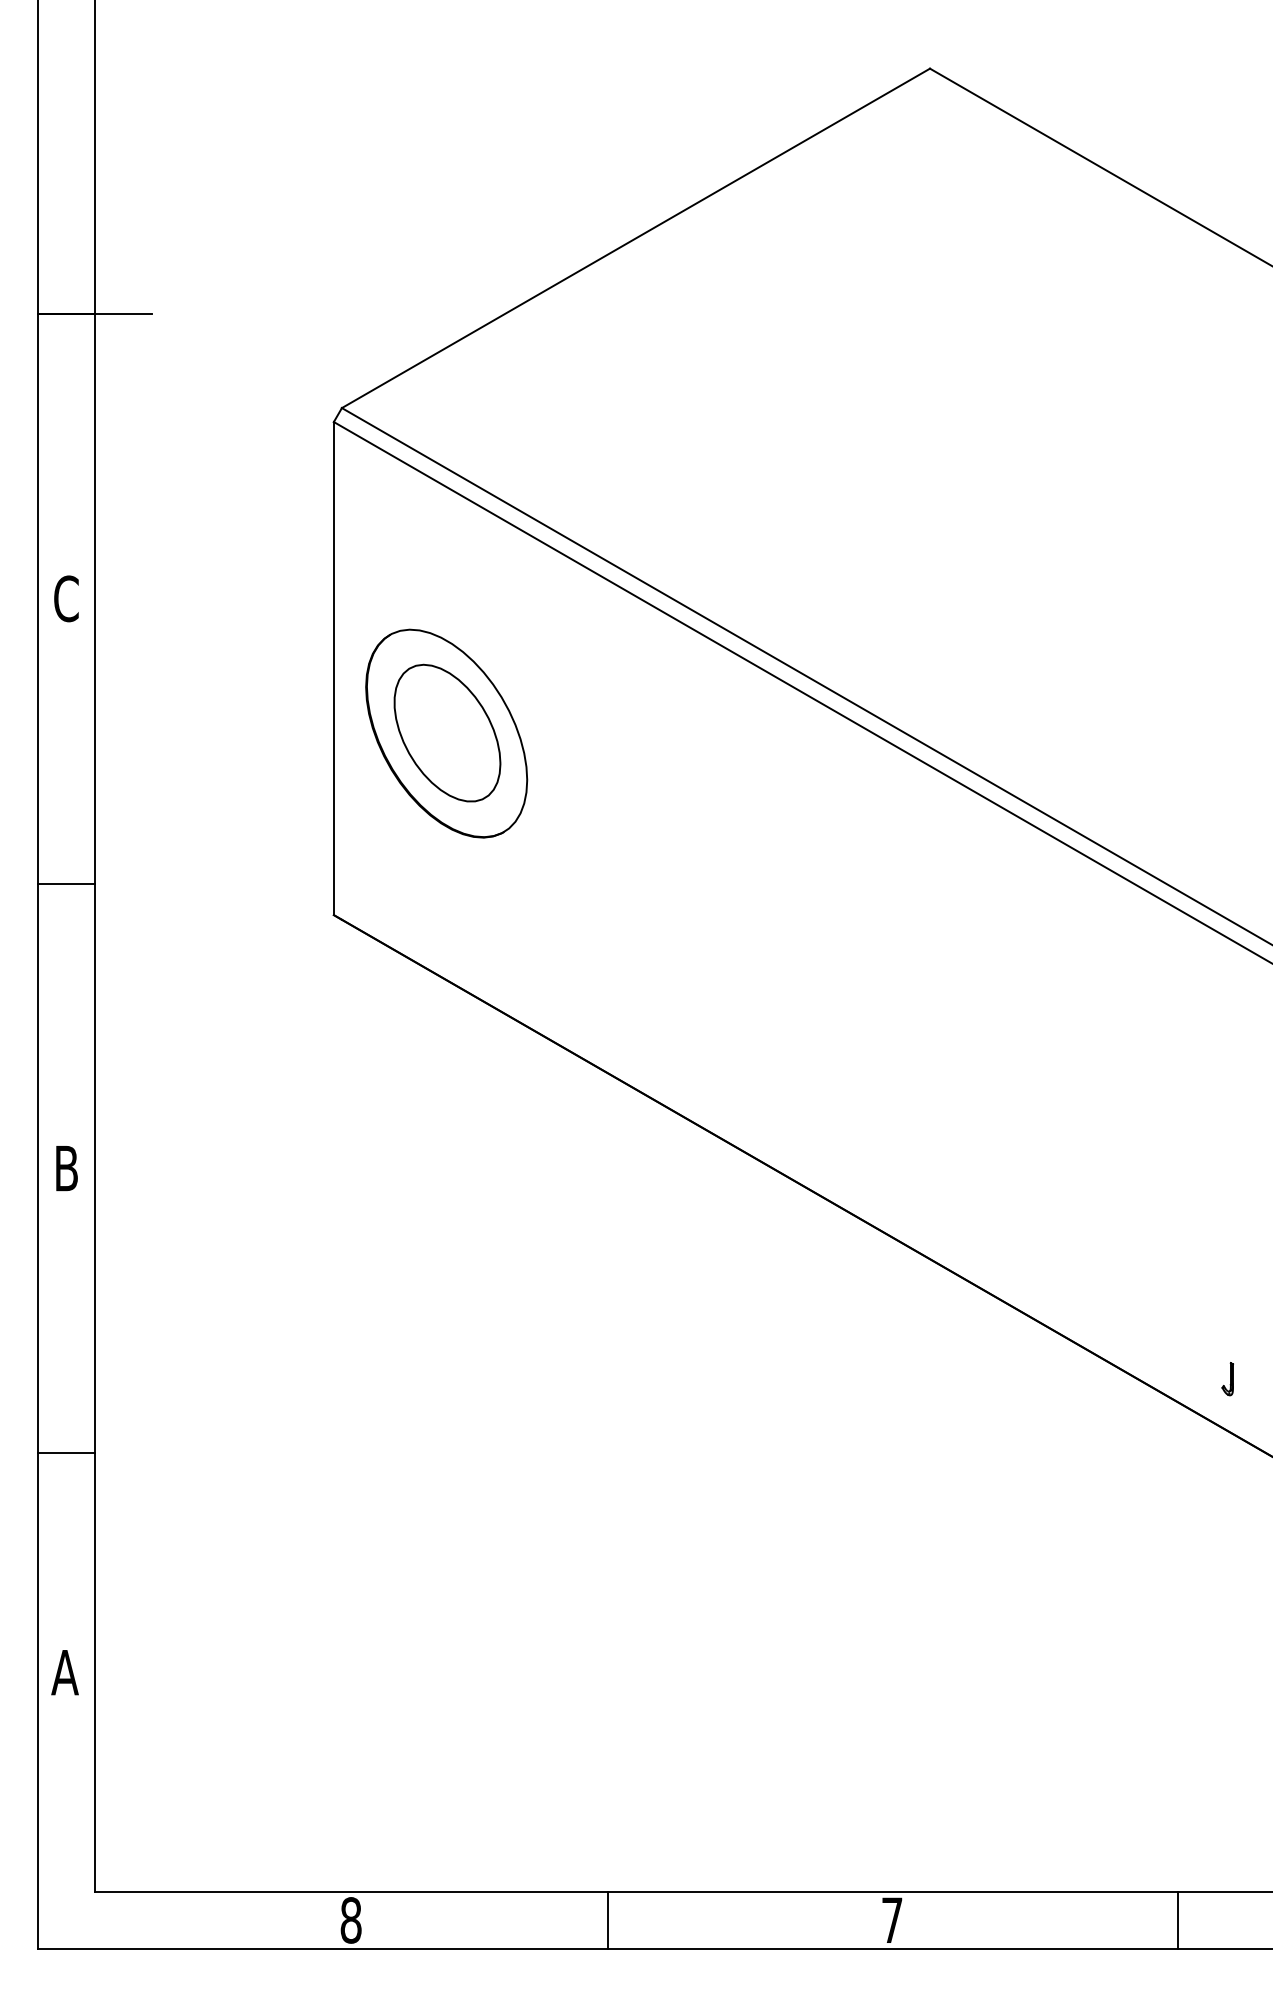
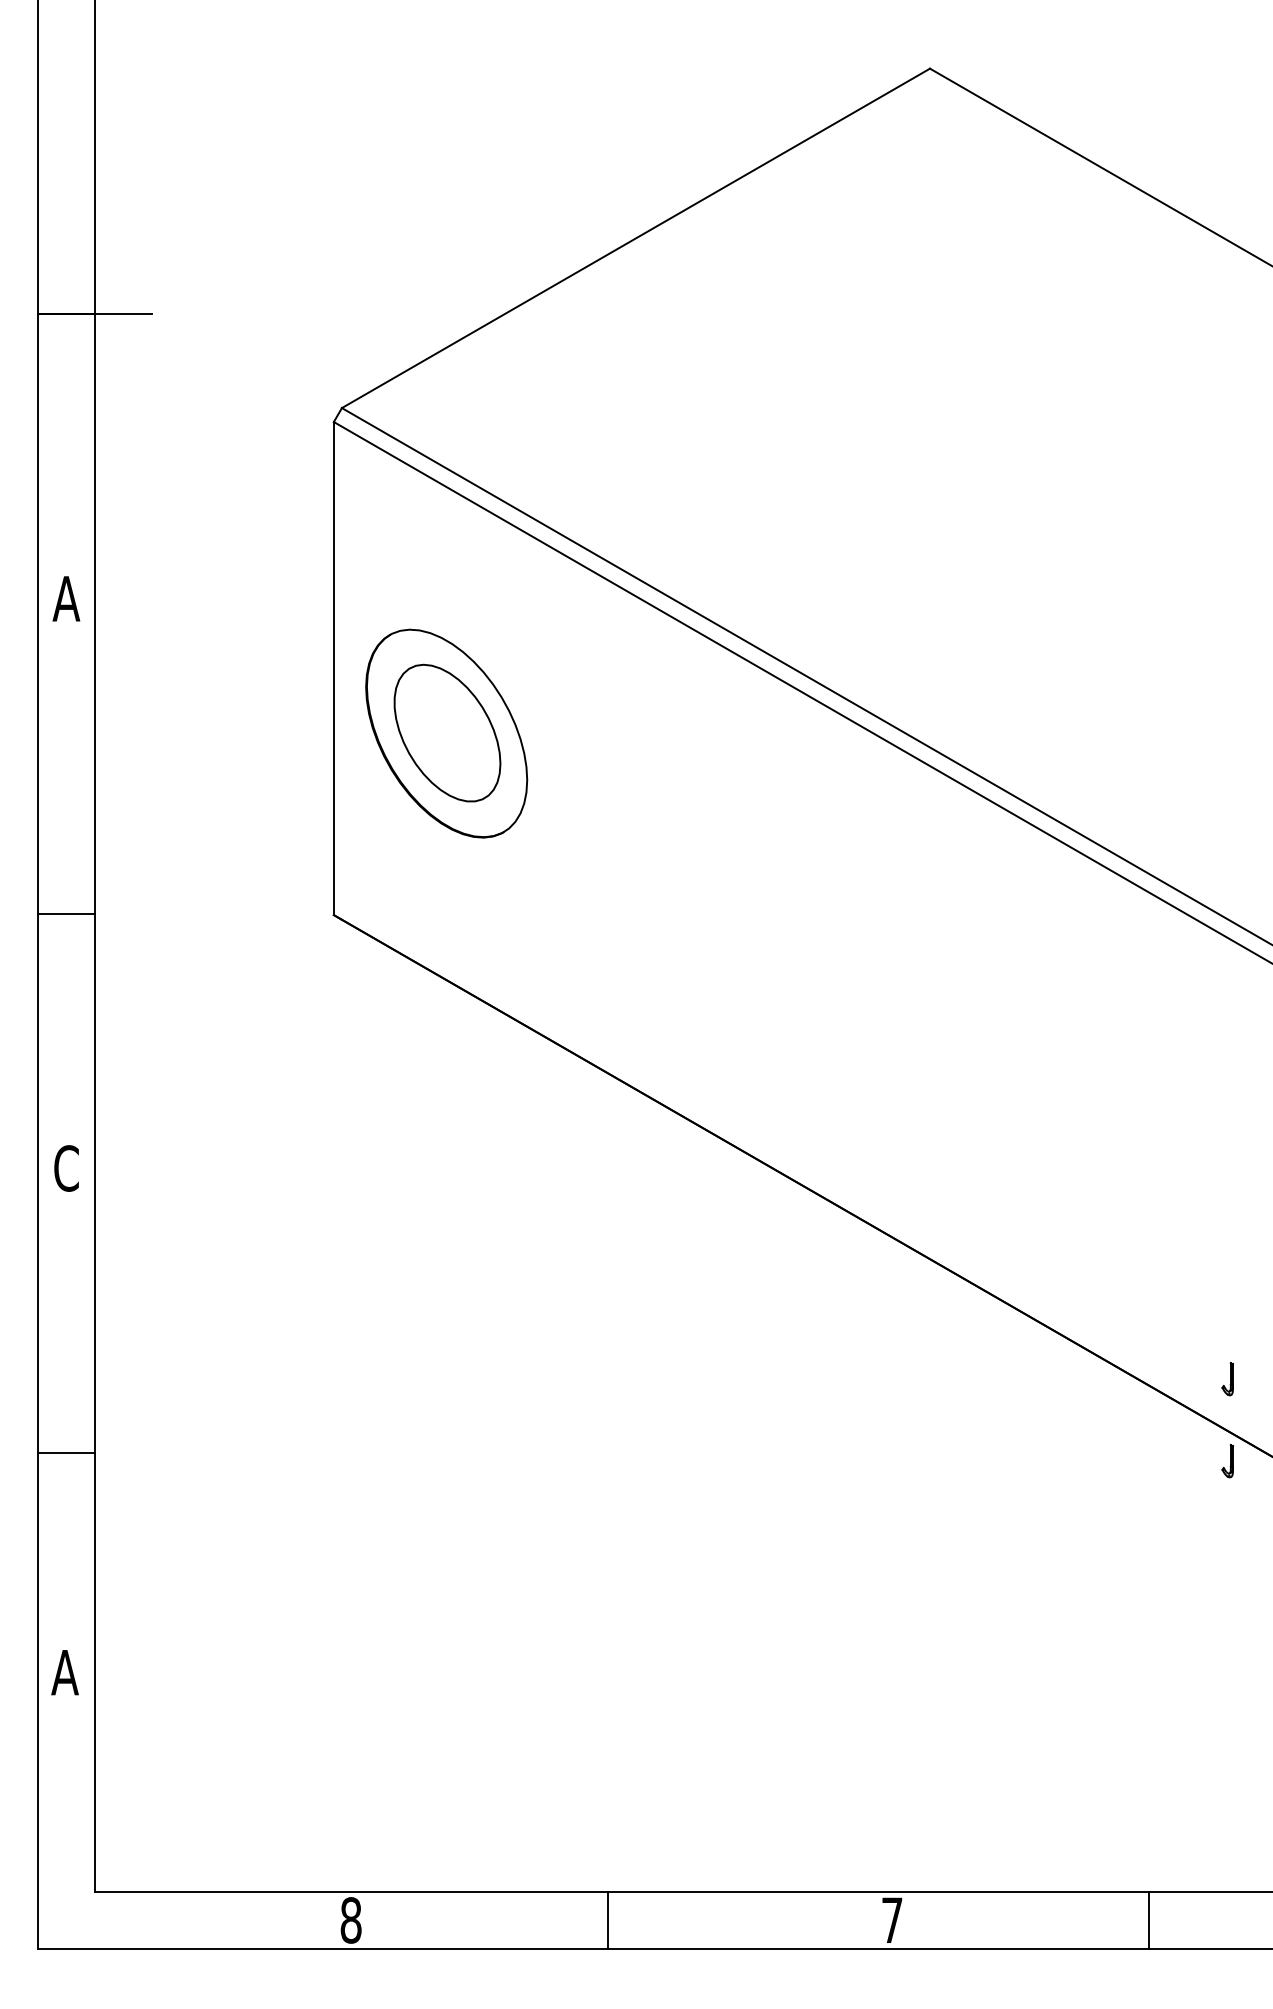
text: C -> A (66, 598)
line position: (66, 883) -> (66, 913) (66, 913)
text: B -> C (66, 1168)
part: none -> present (1227, 1461)
line position: (1177, 1919) -> (1148, 1919) (1148, 1919)
